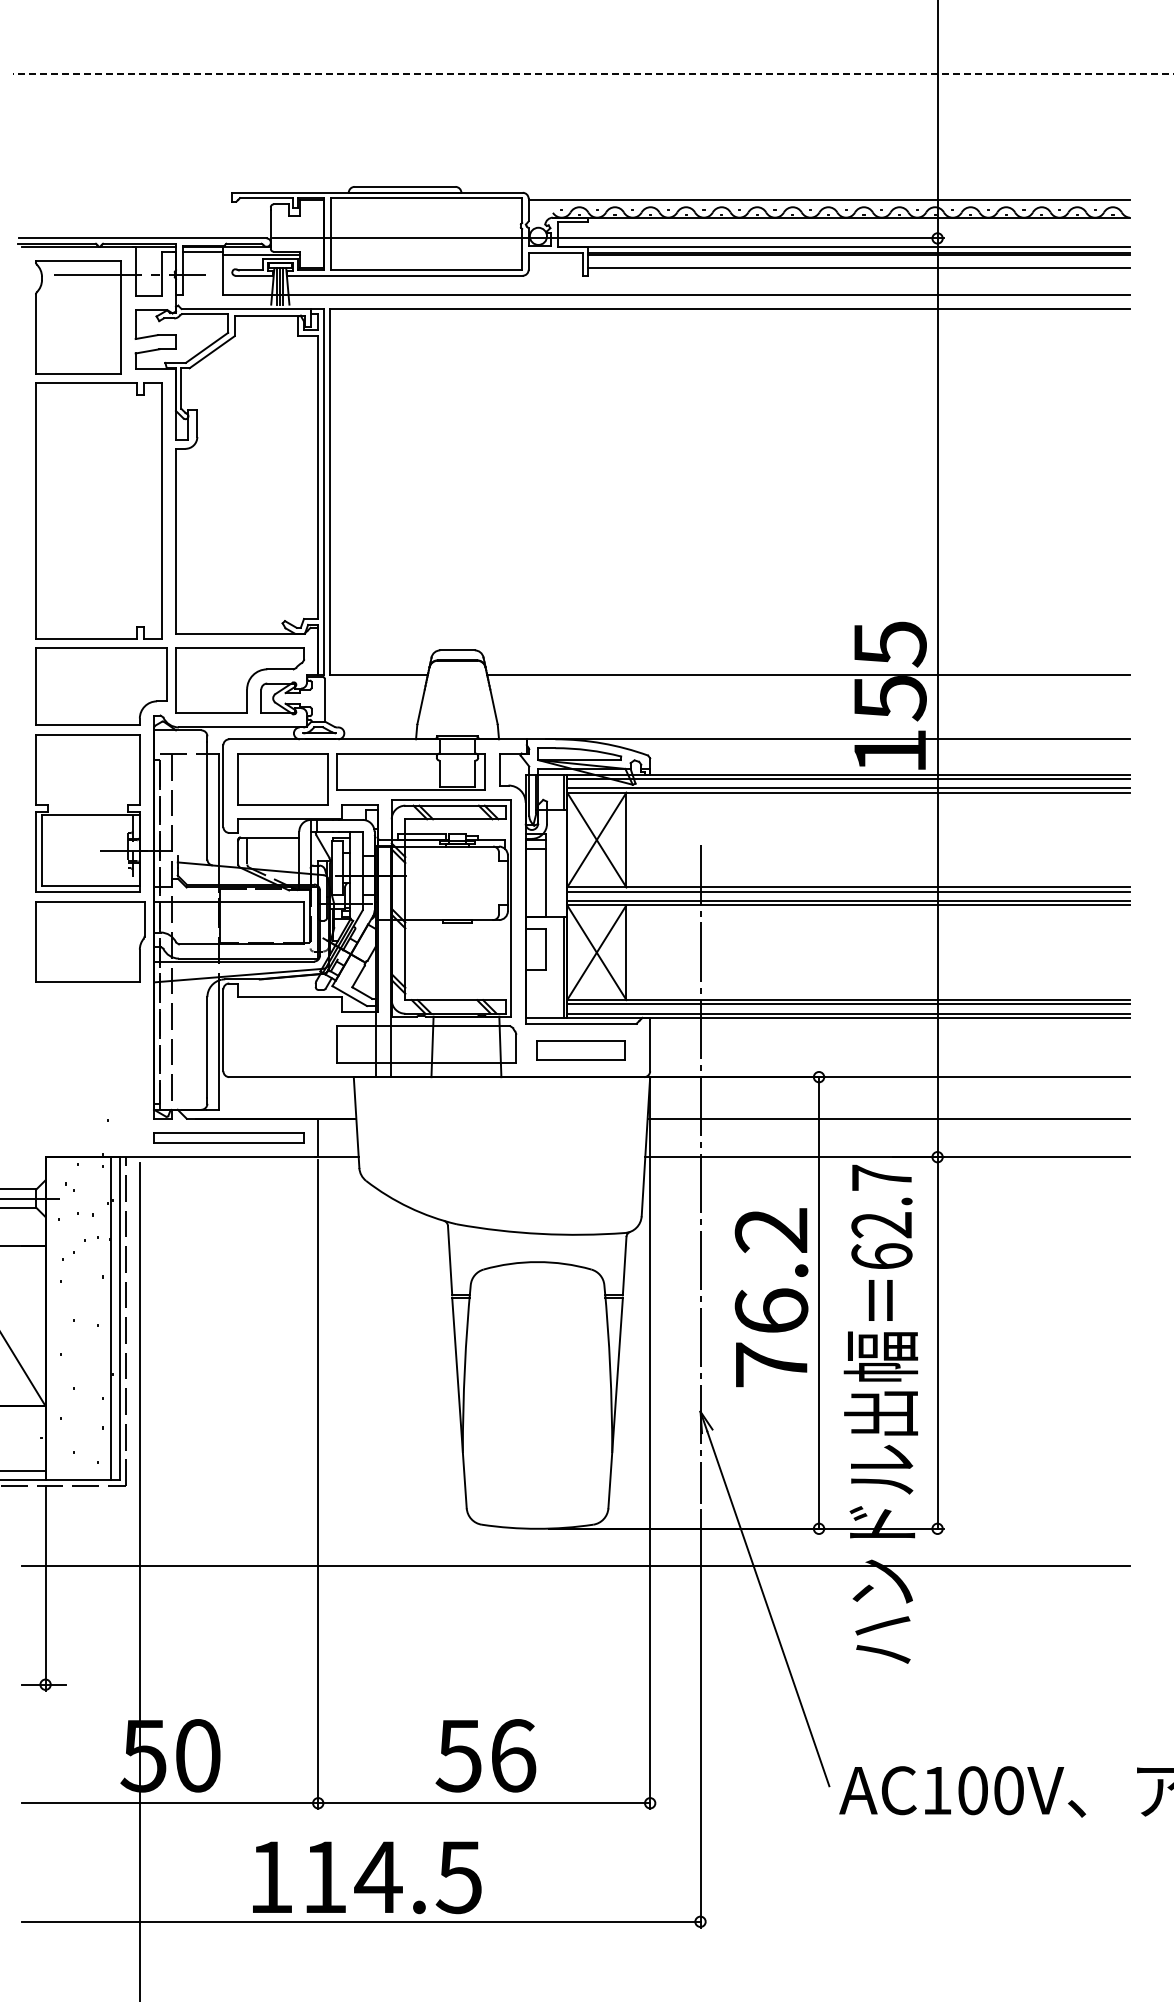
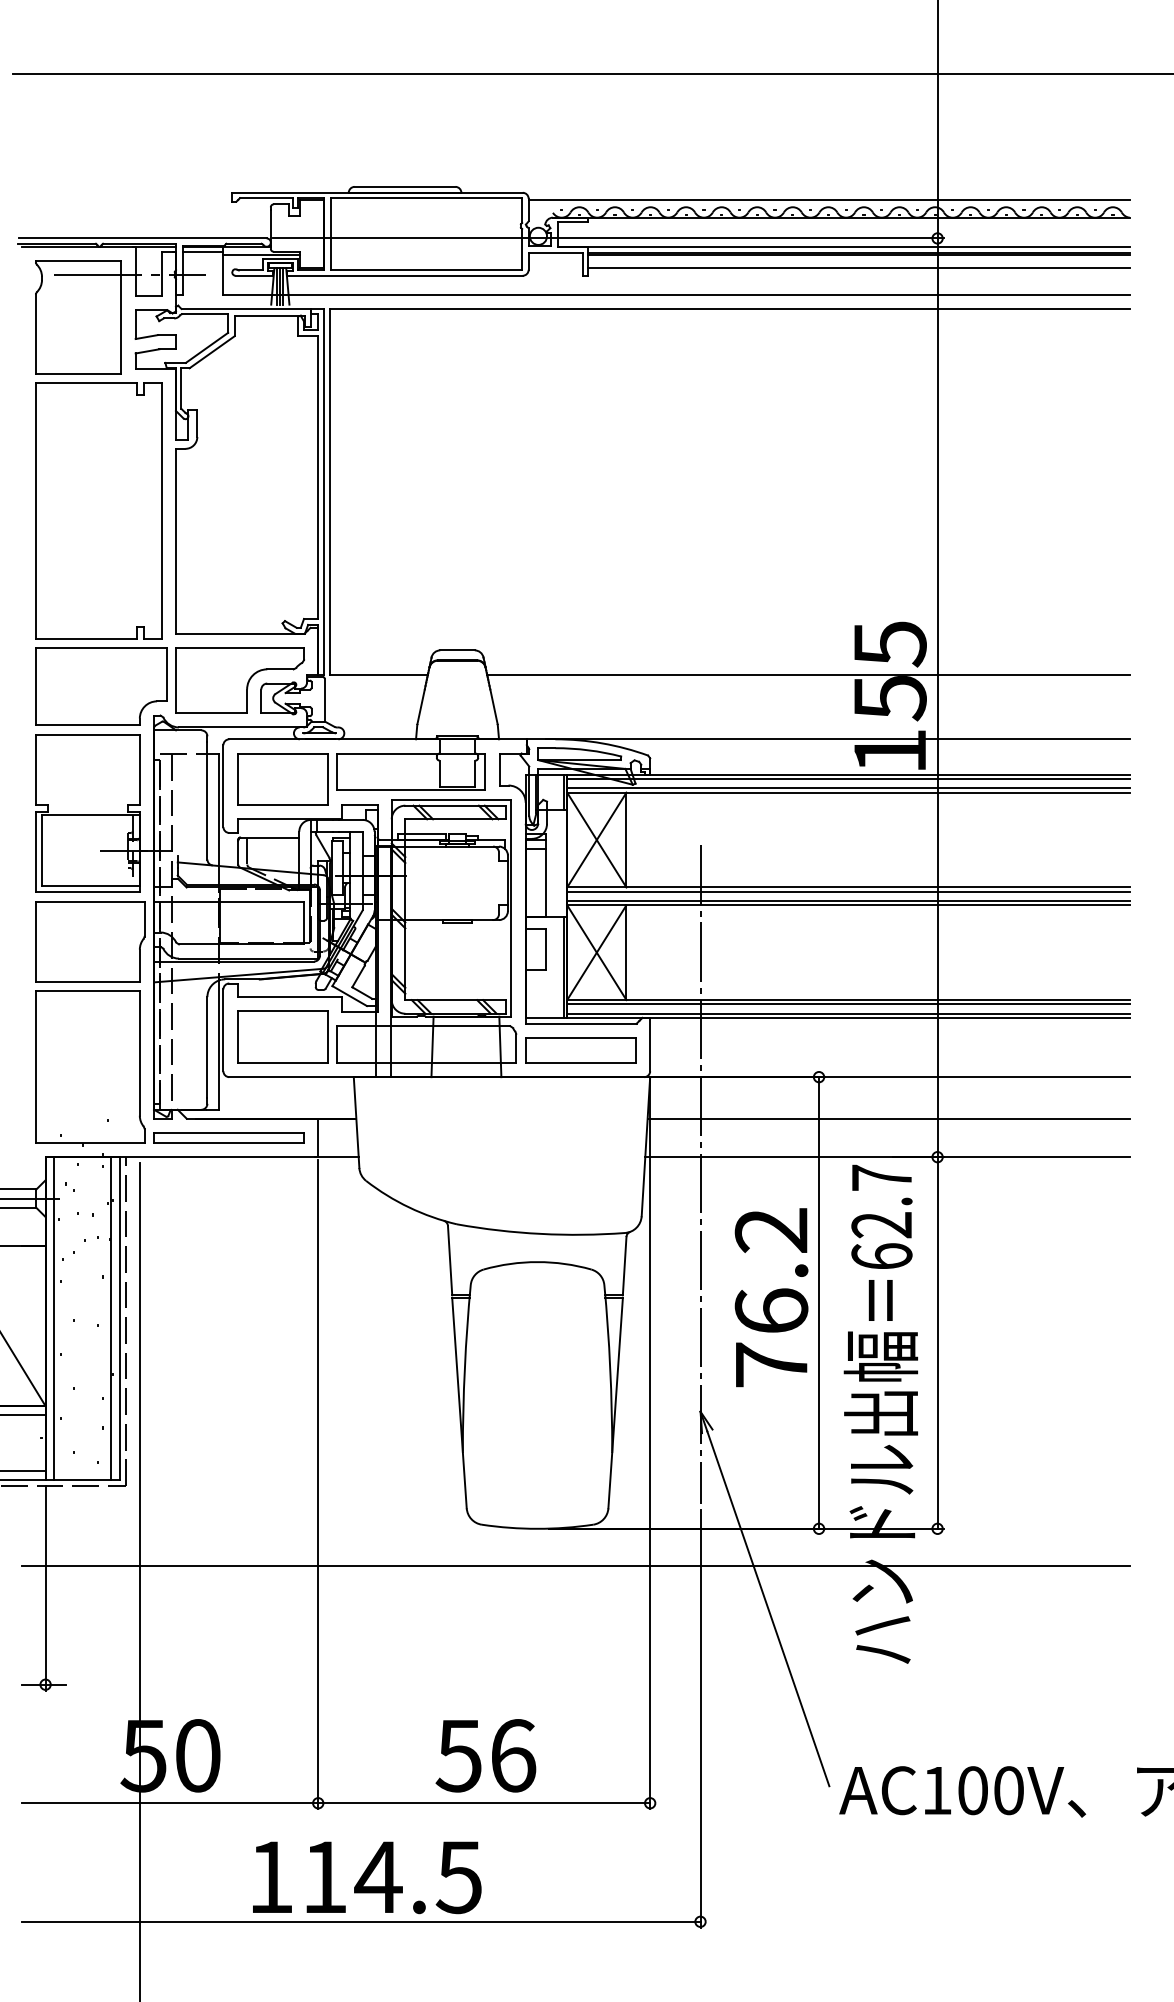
line: dashed -> solid (592, 74)
part: none -> present (282, 1036)
part size: 90x21 px -> 112x27 px (580, 1050)
part: none -> present (90, 1068)
line: none -> present (54, 1318)
line: none -> present (23, 1415)
